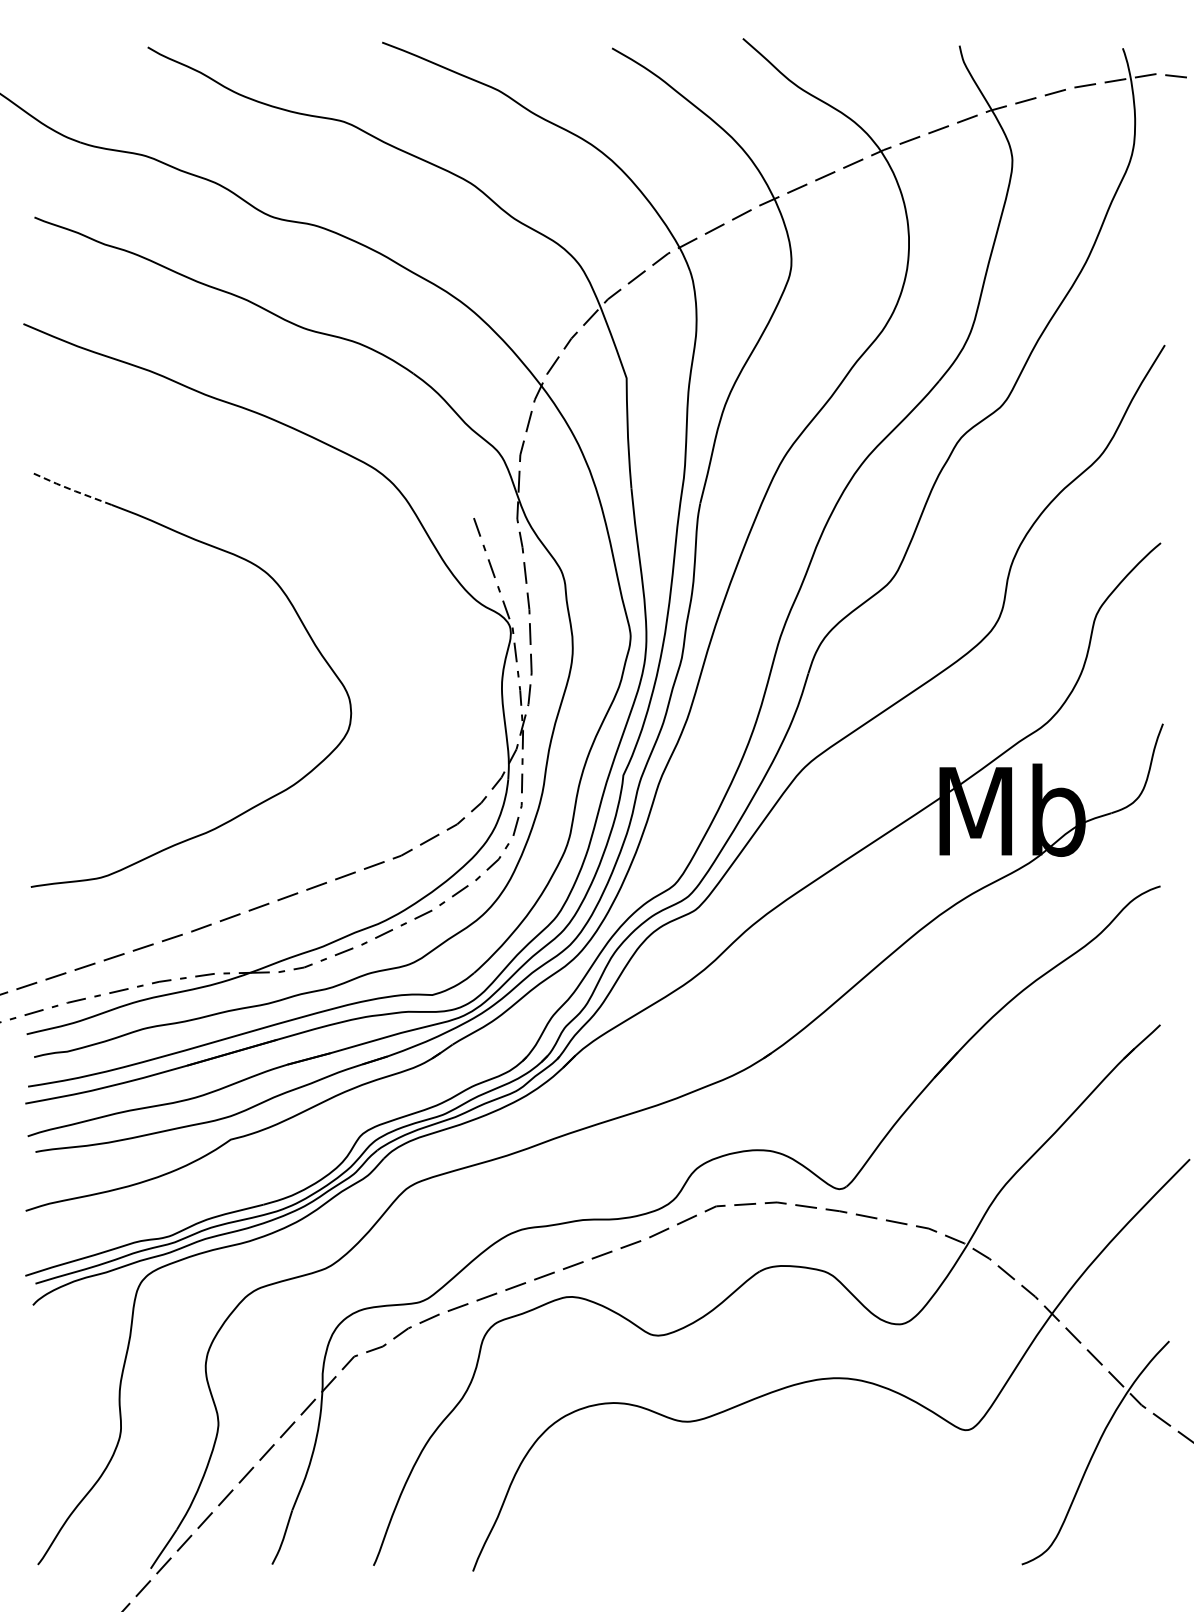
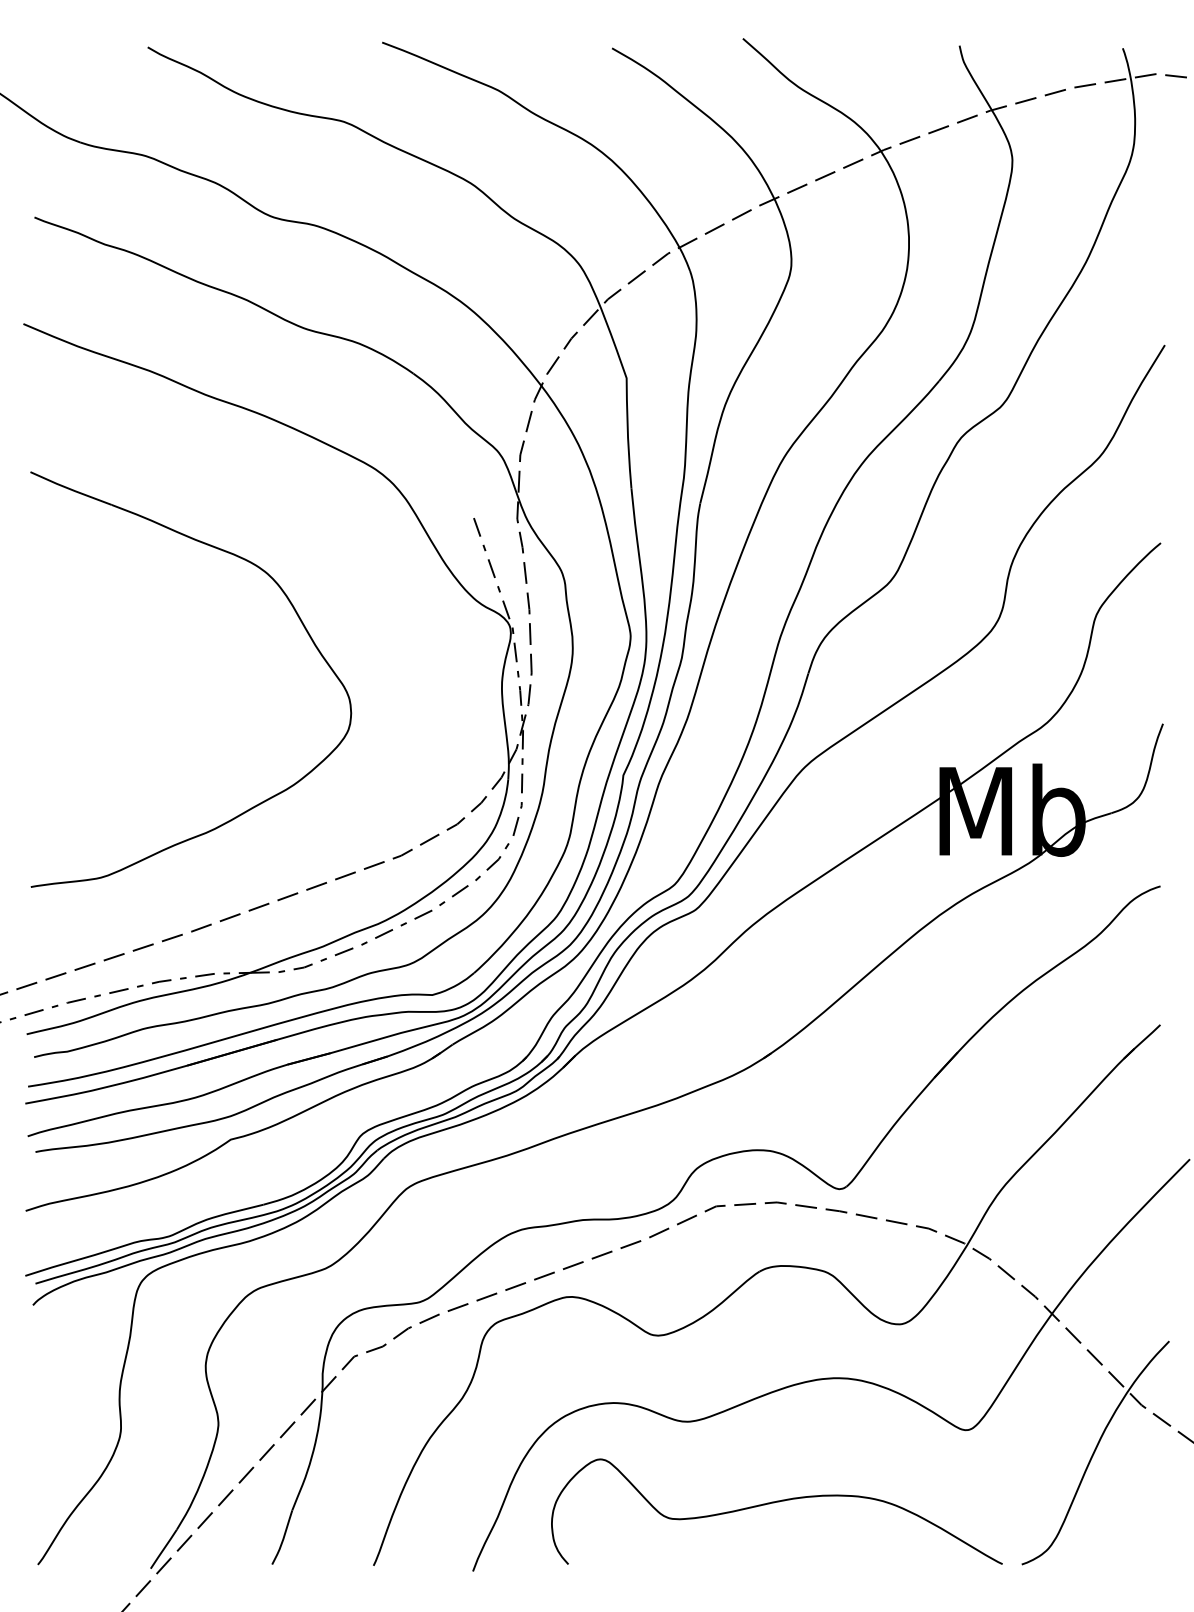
line: dashed -> solid (70, 489)
curve: none -> present (774, 1503)
